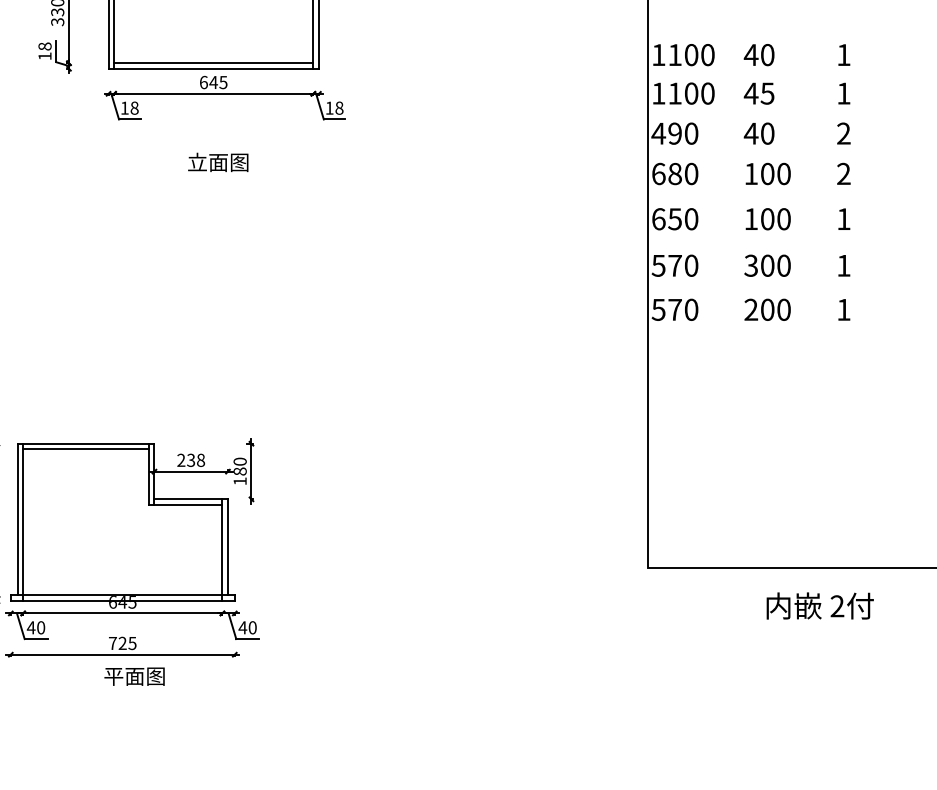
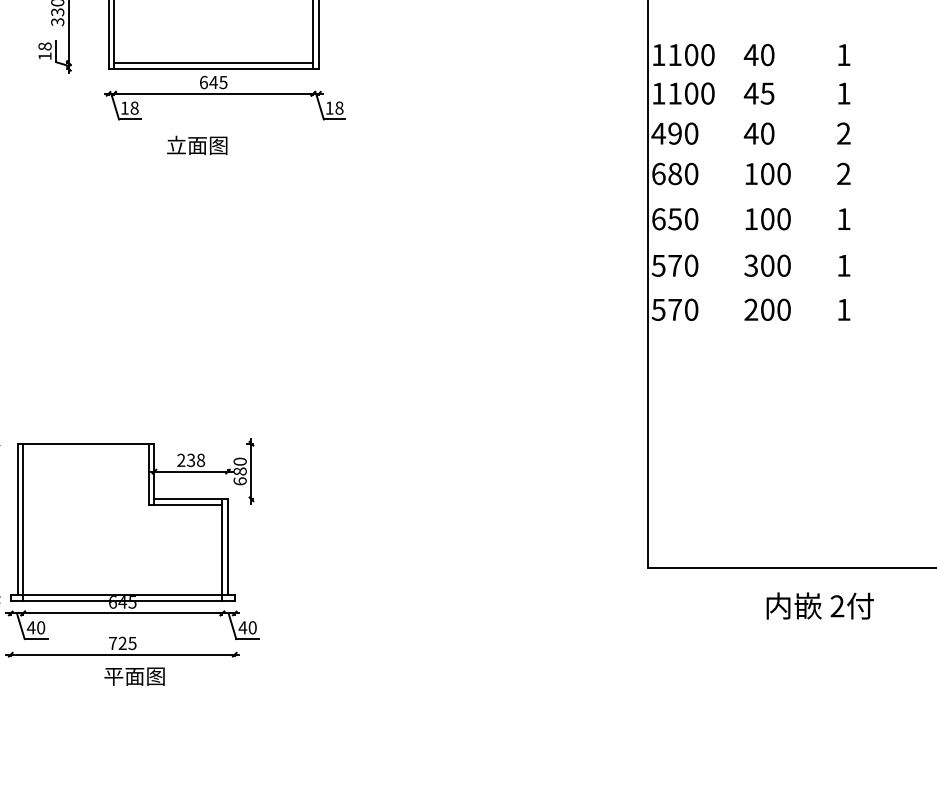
text position: (218, 162) -> (197, 145) (197, 145)
line: present -> none (85, 449)
text: 180 -> 680 (239, 481)
